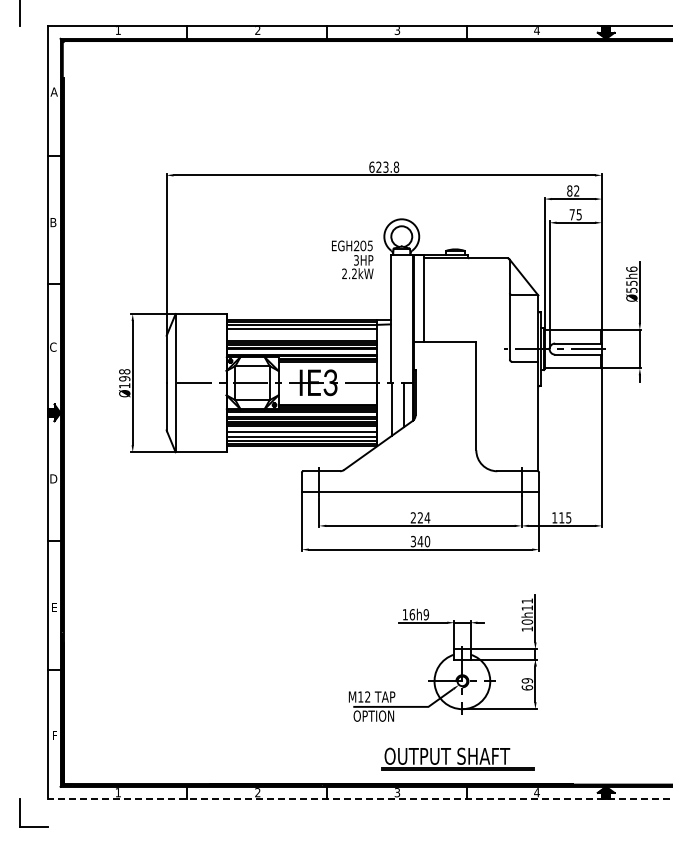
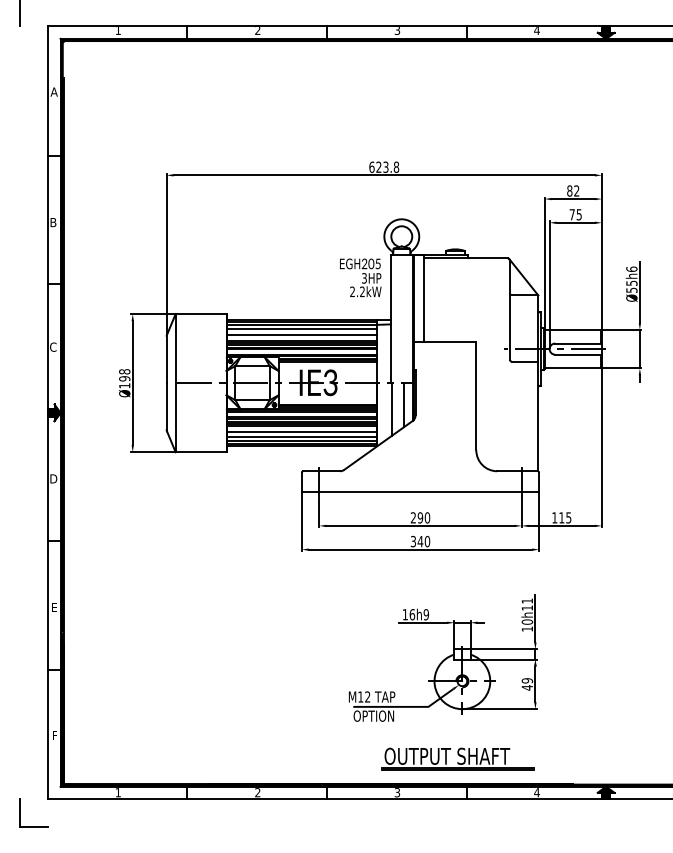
text position: (352, 259) -> (360, 277) (360, 277)
line: none -> present (301, 334)
text: 224 -> 290 (423, 517)
text: 69 -> 49 (527, 687)
line: dashed -> solid (359, 799)
